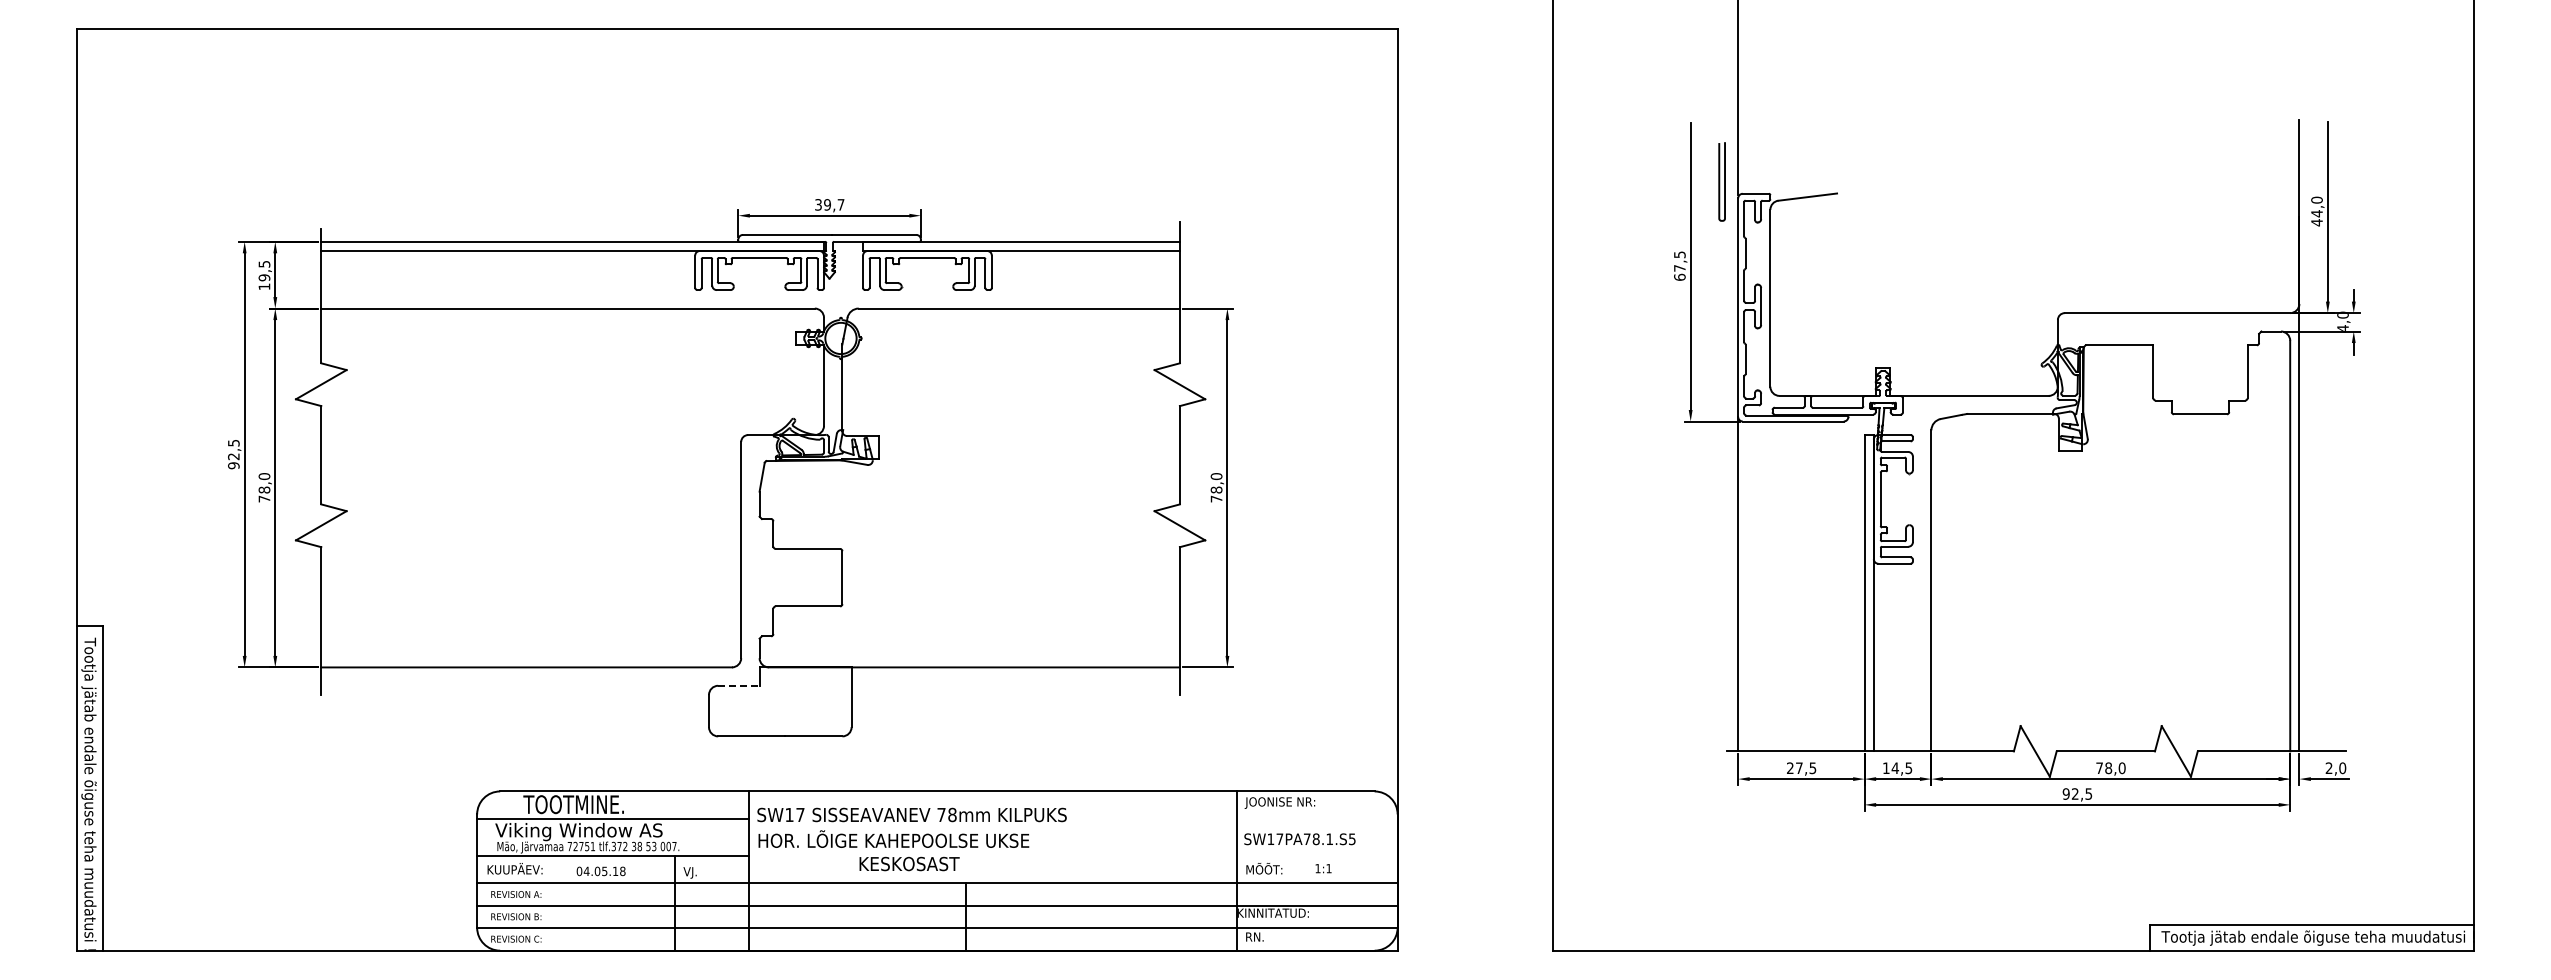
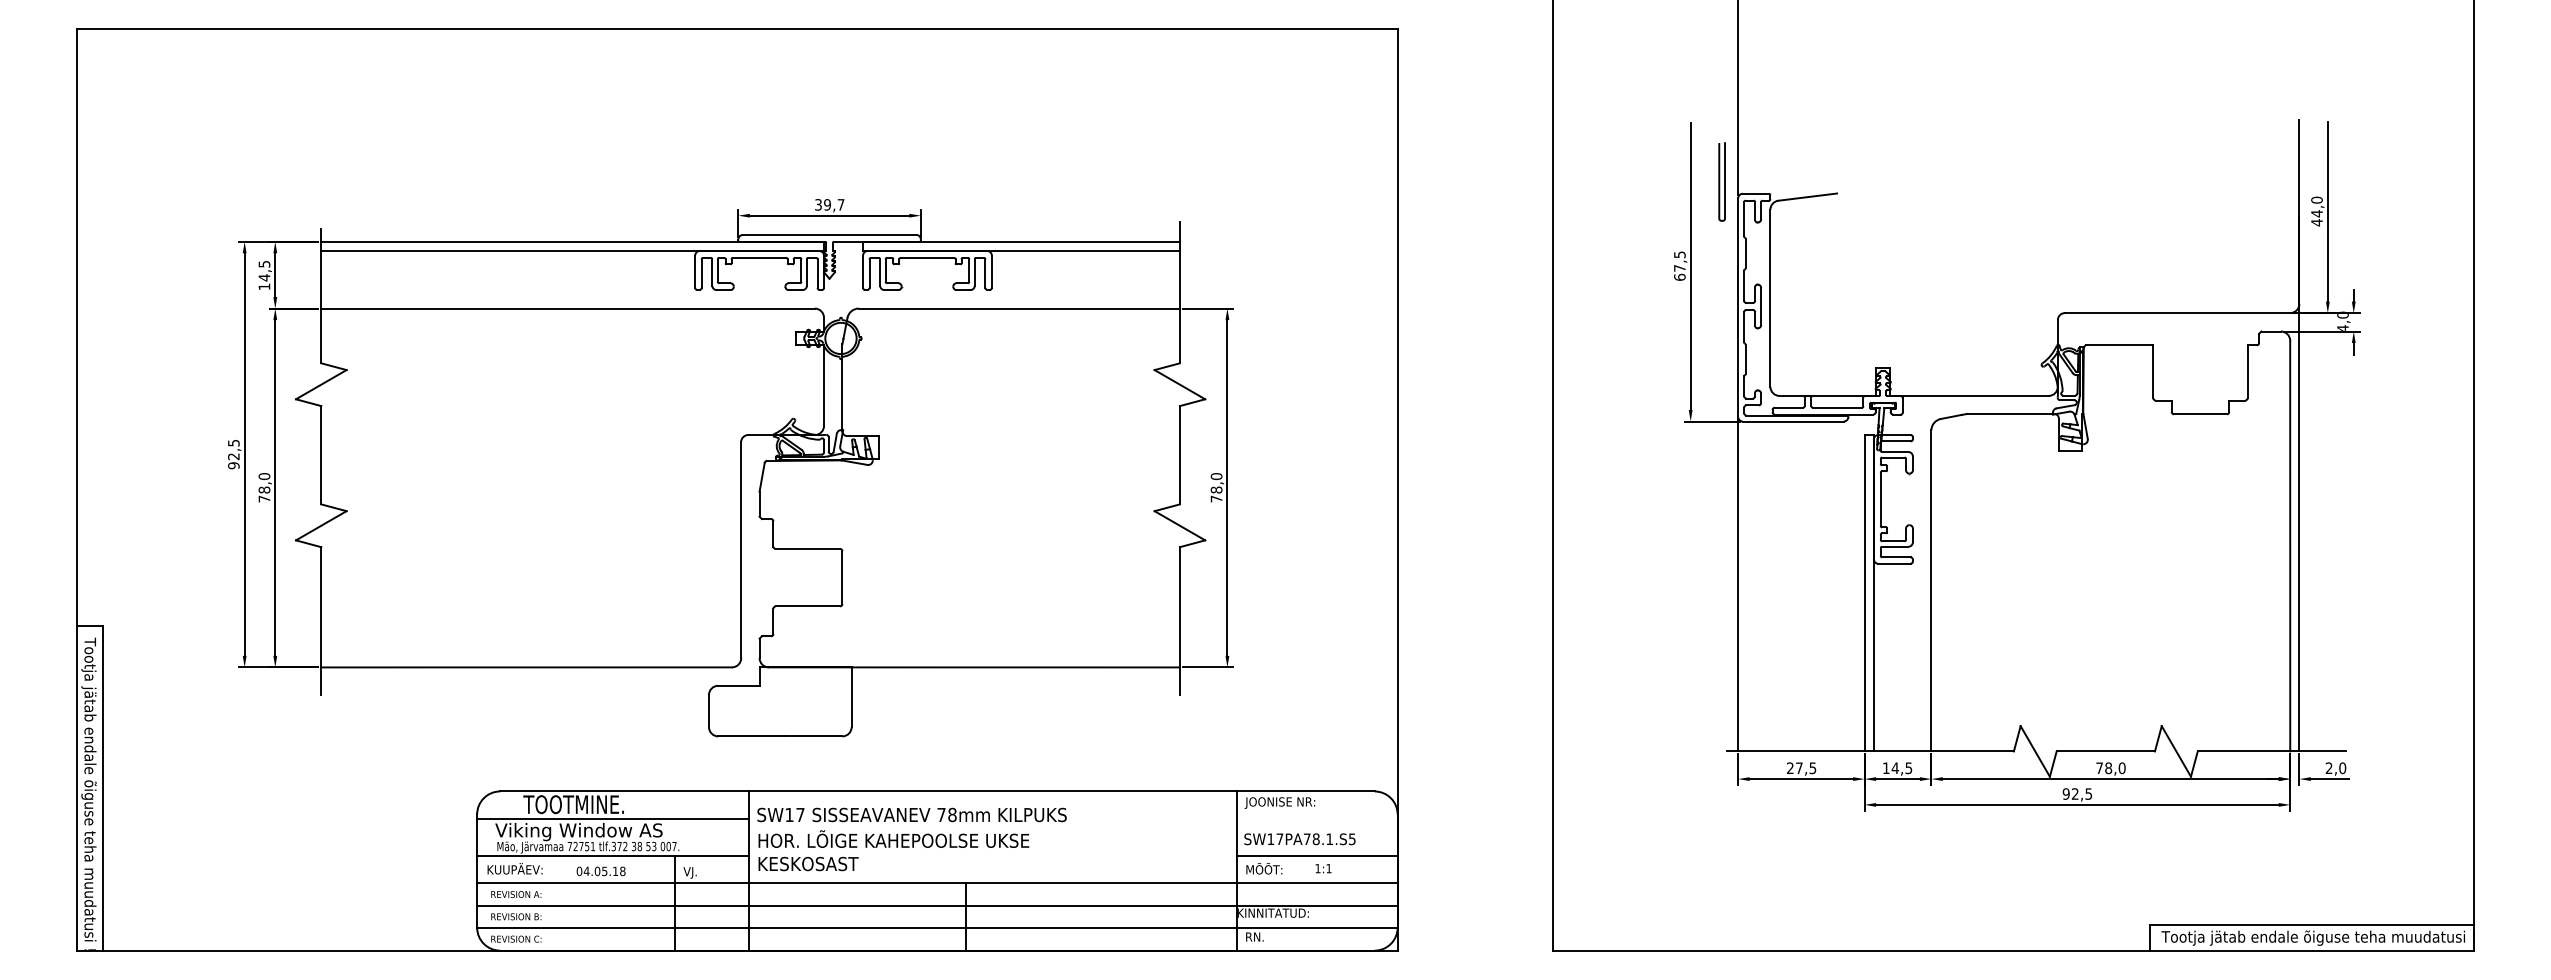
text: 19,5 -> 14,5 (264, 277)
line: dashed -> solid (738, 685)
line: none -> present (1316, 855)
text position: (909, 863) -> (808, 863) (808, 863)
